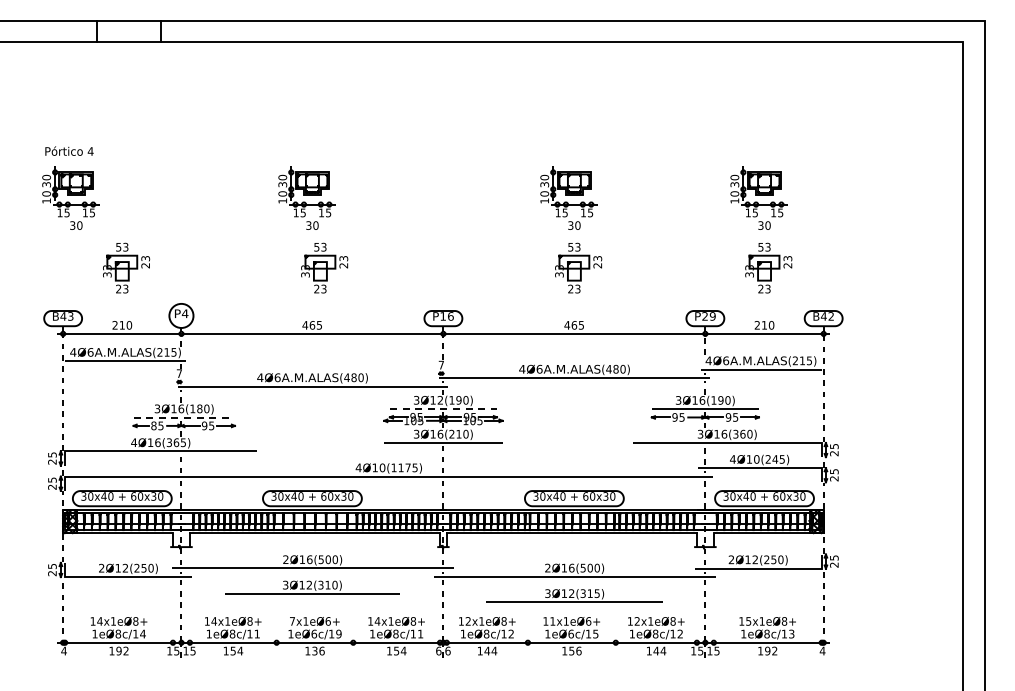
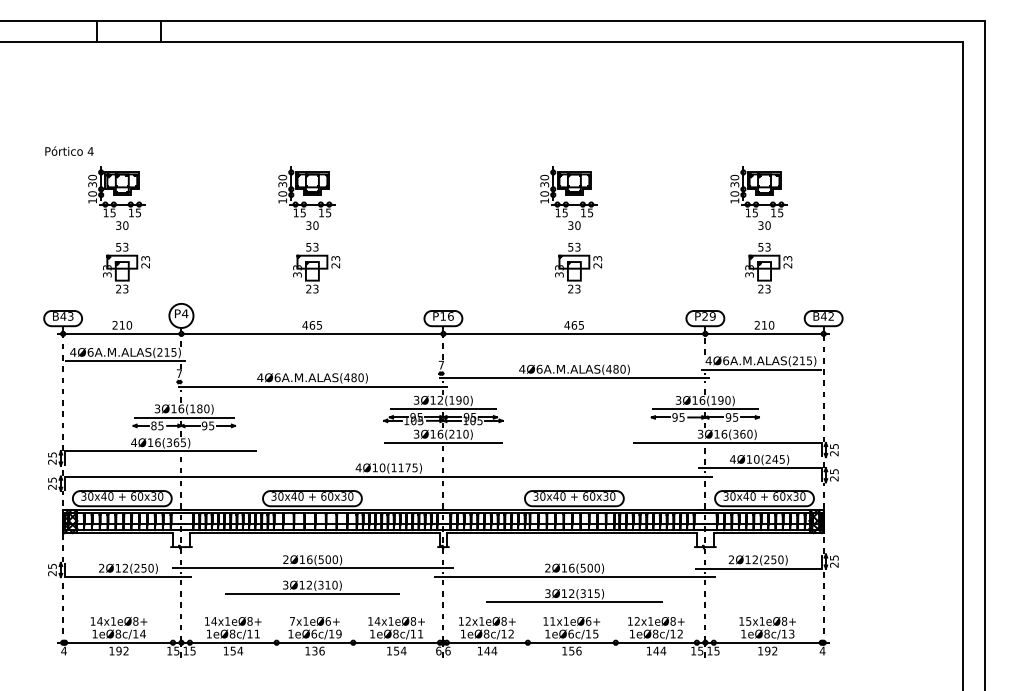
part position: (70, 197) -> (116, 197) (116, 197)
part position: (324, 267) -> (316, 267) (316, 267)
line: dashed -> solid (443, 409)
line: dashed -> solid (184, 417)
